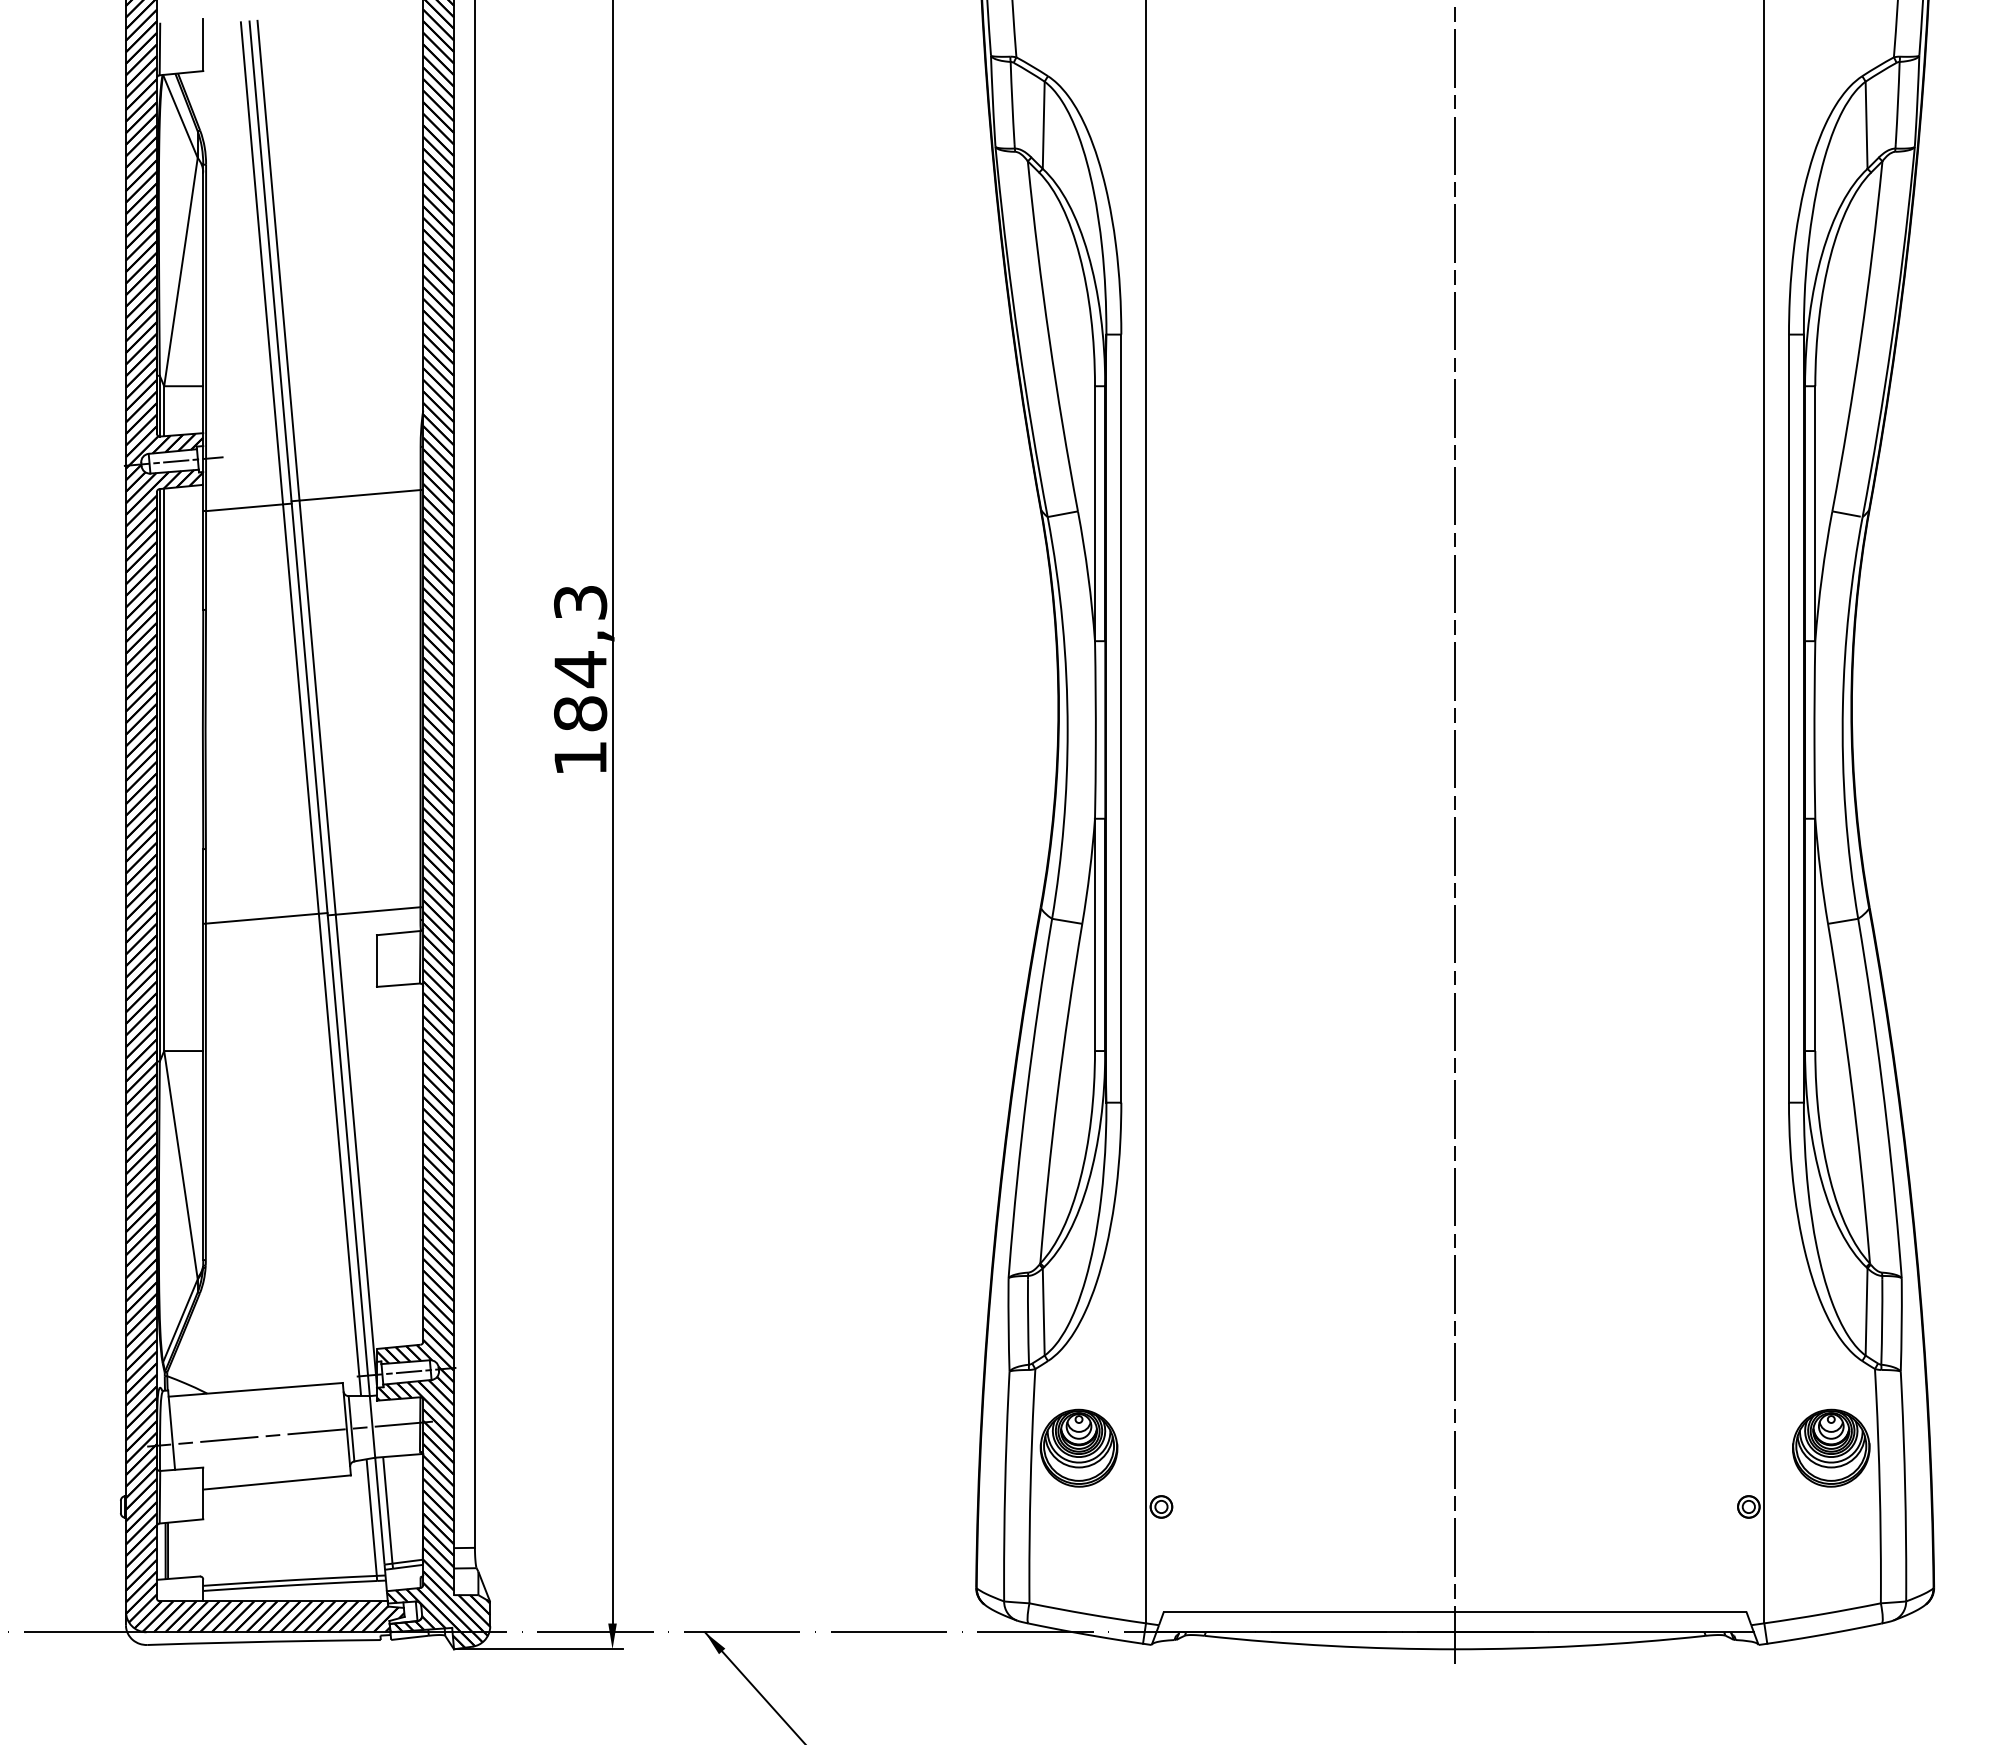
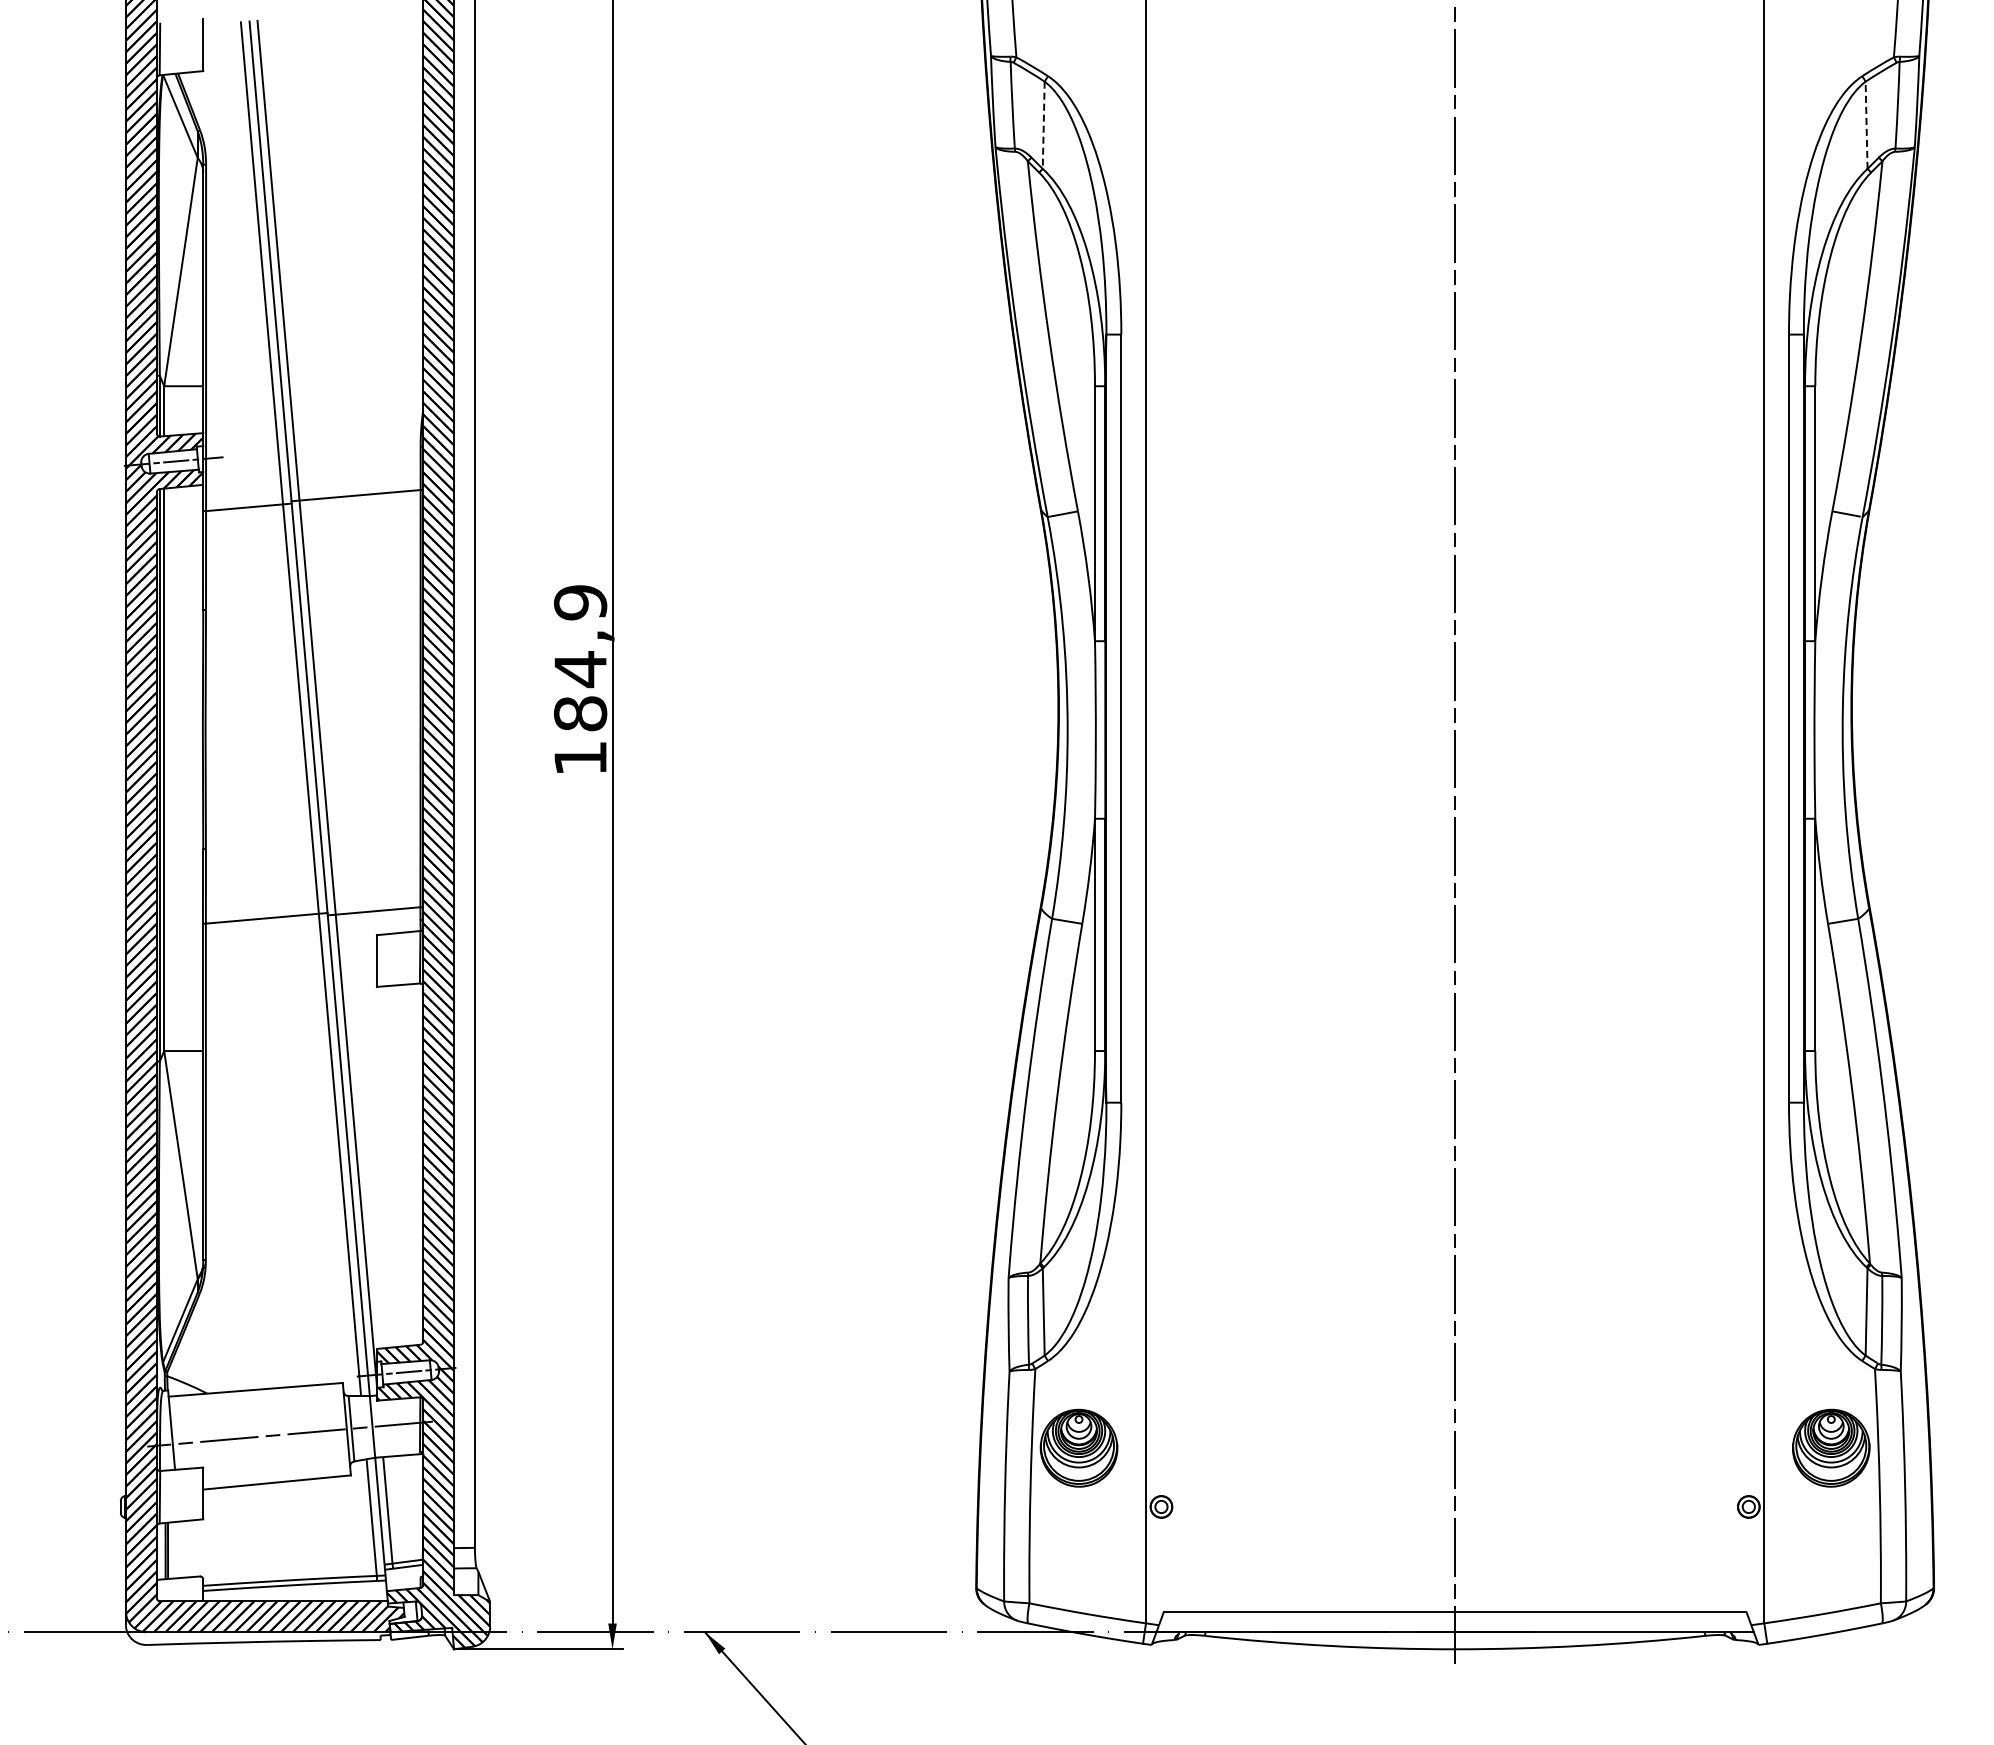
line: solid -> dashed (1043, 125)
line: solid -> dashed (1866, 125)
text: 184,3 -> 184,9 (580, 602)
